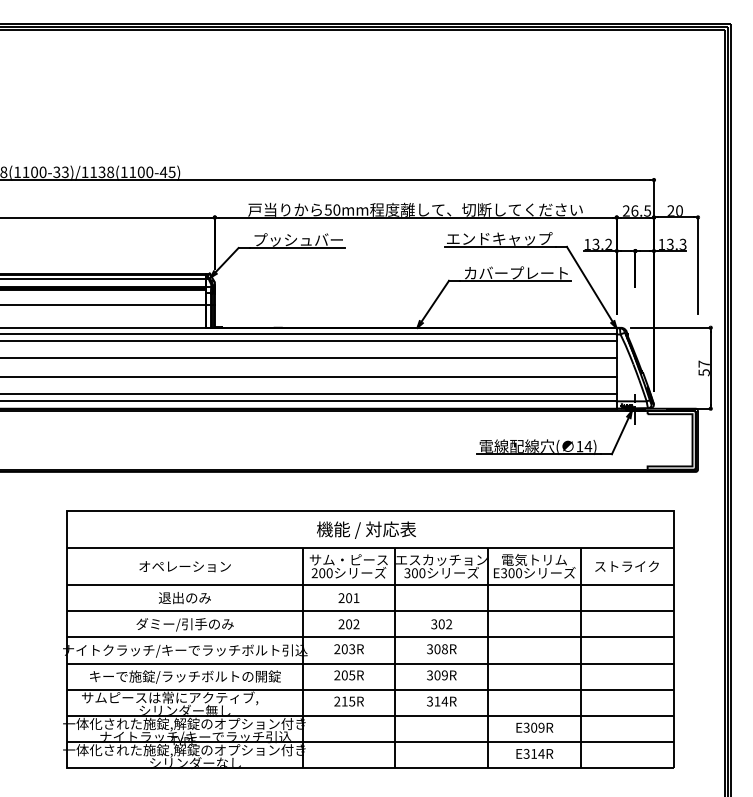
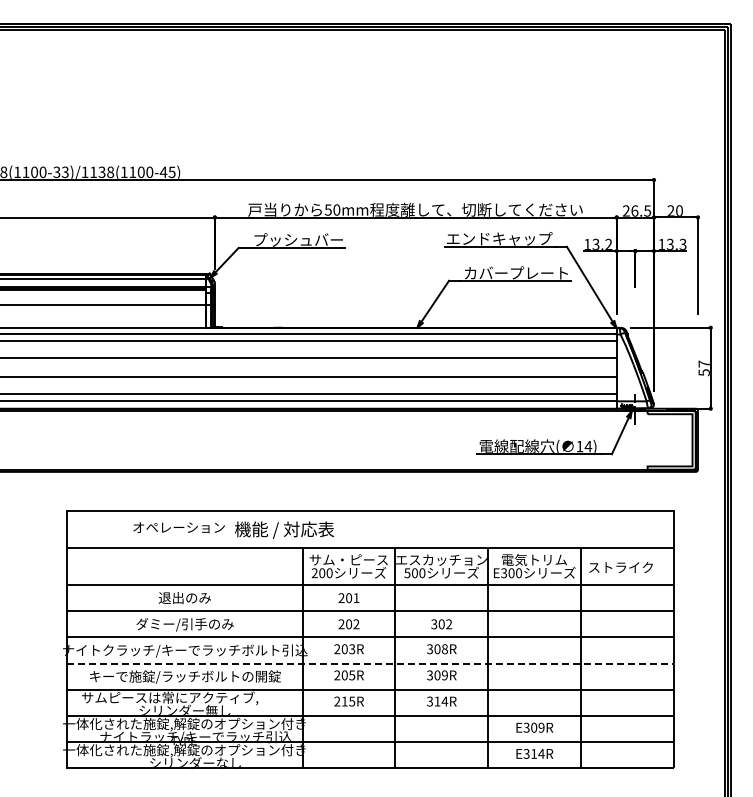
text position: (366, 529) -> (284, 529) (284, 529)
text position: (184, 566) -> (178, 527) (178, 527)
text position: (626, 566) -> (620, 567) (620, 567)
text: 300 -> 500 (407, 572)
line: solid -> dashed (370, 663)
